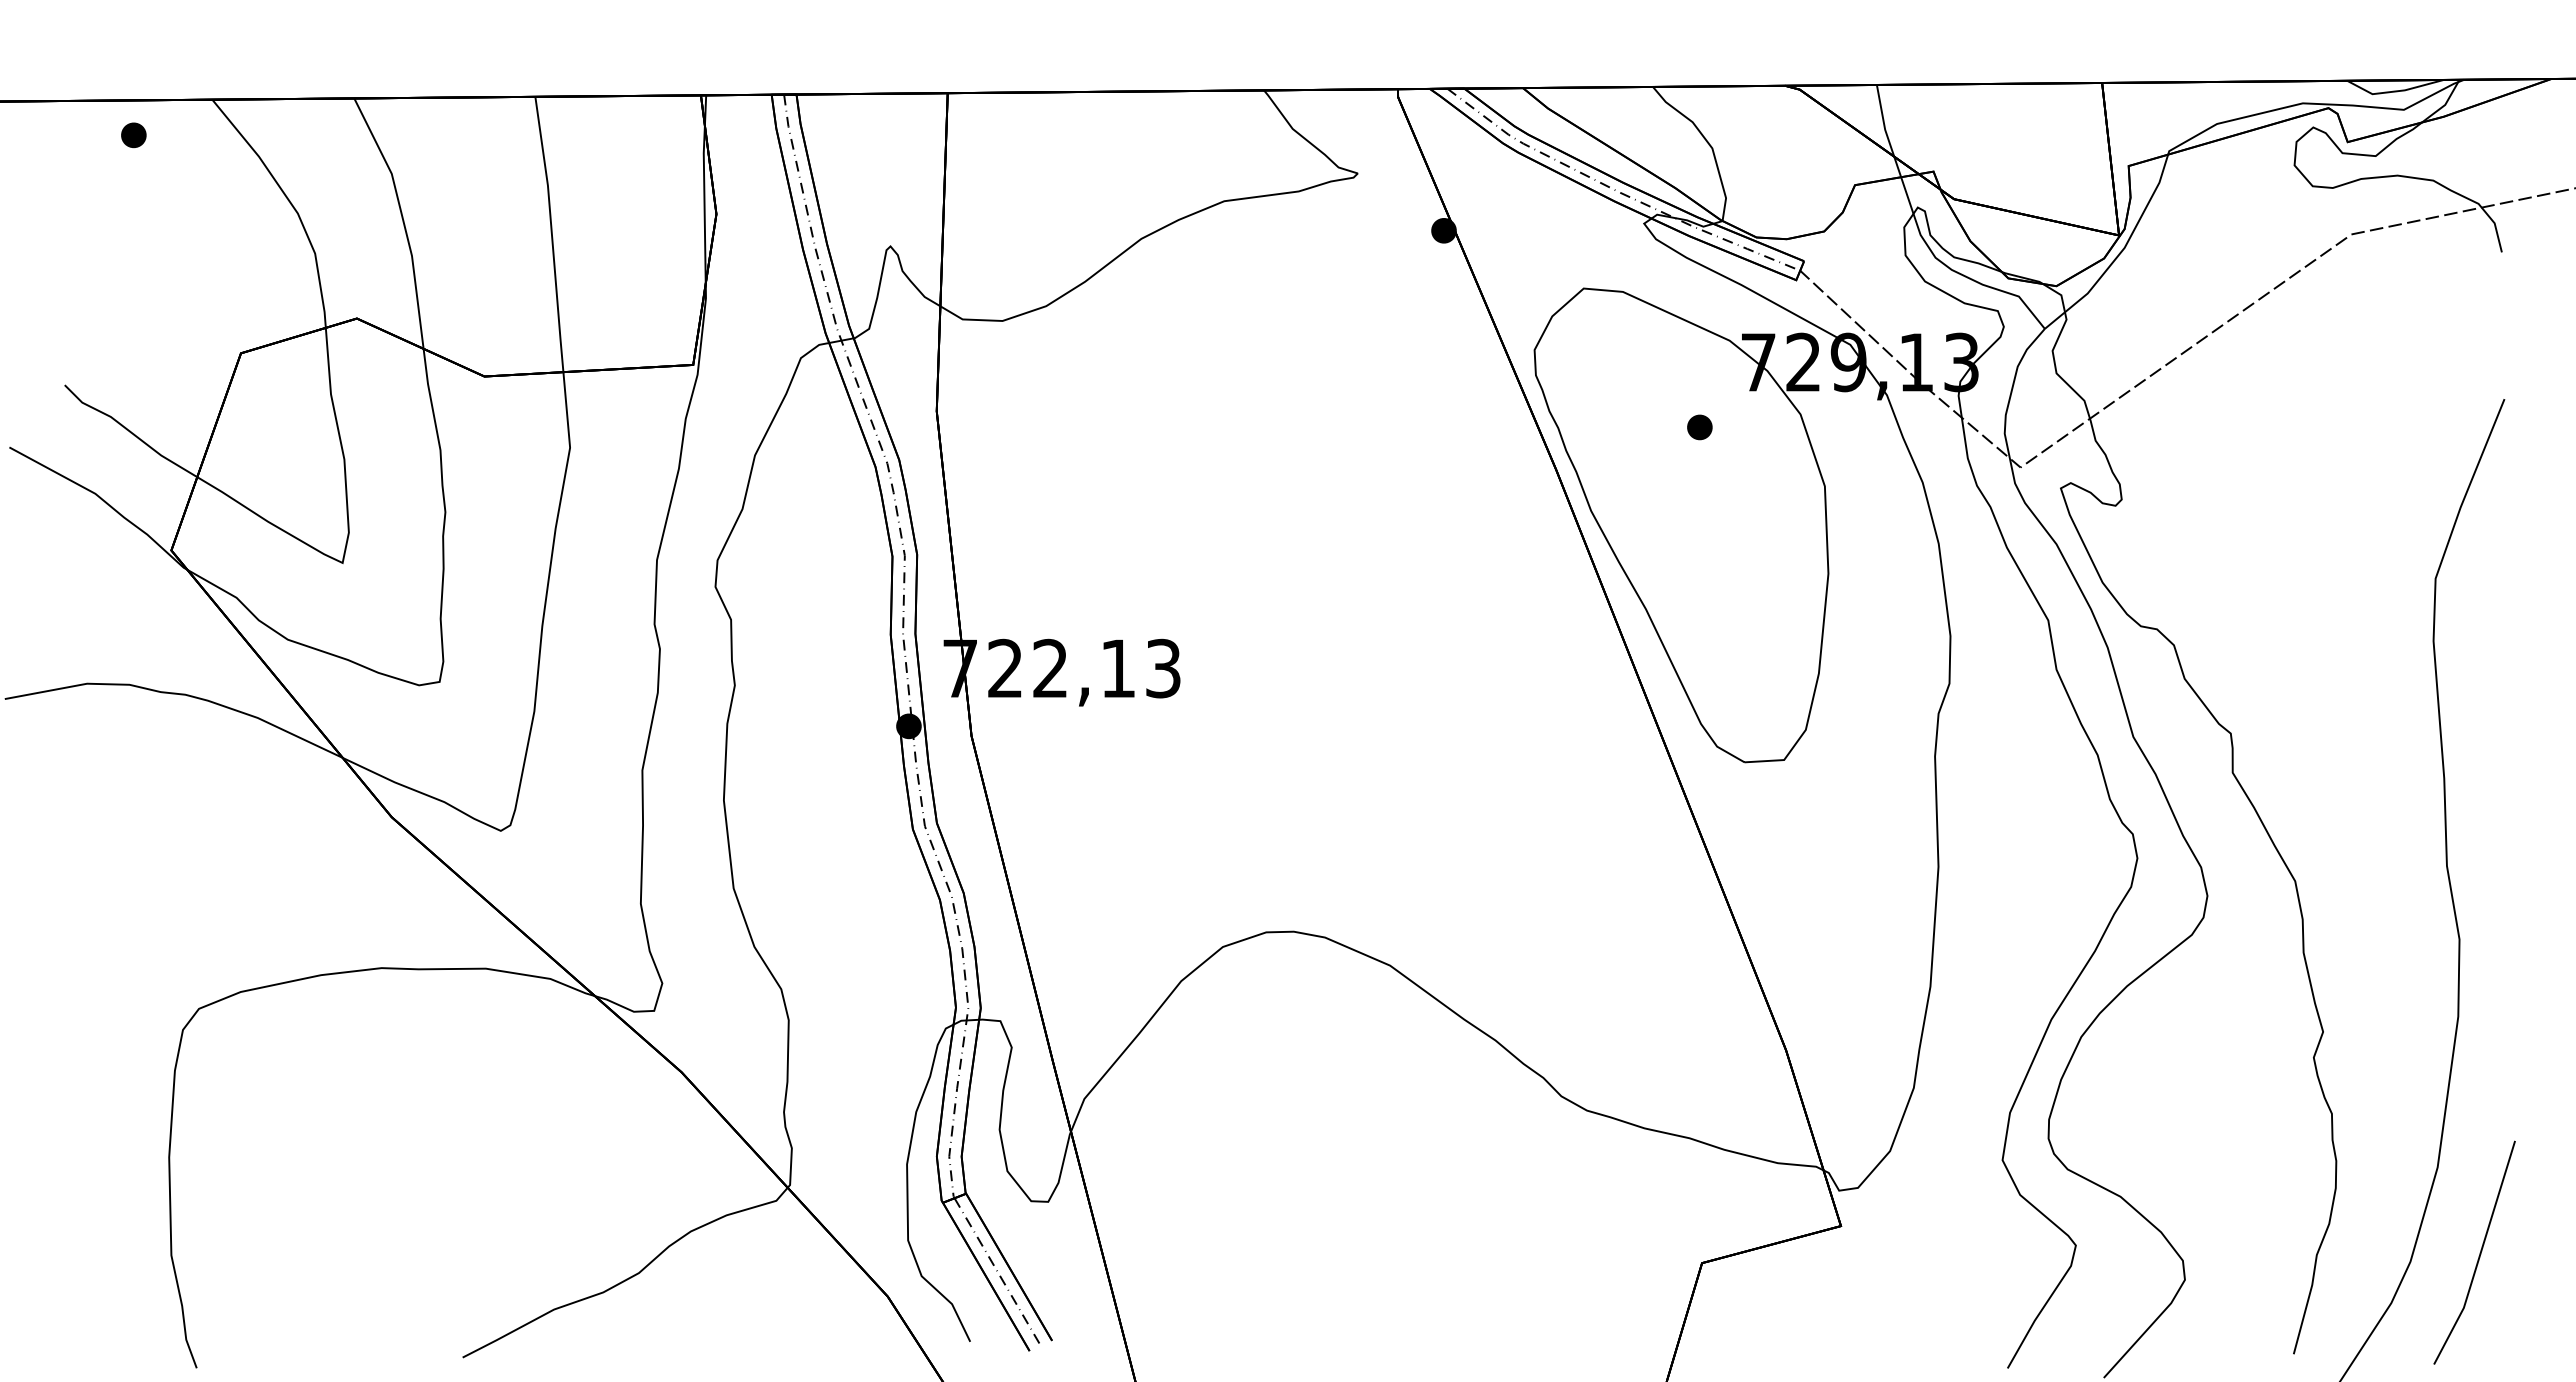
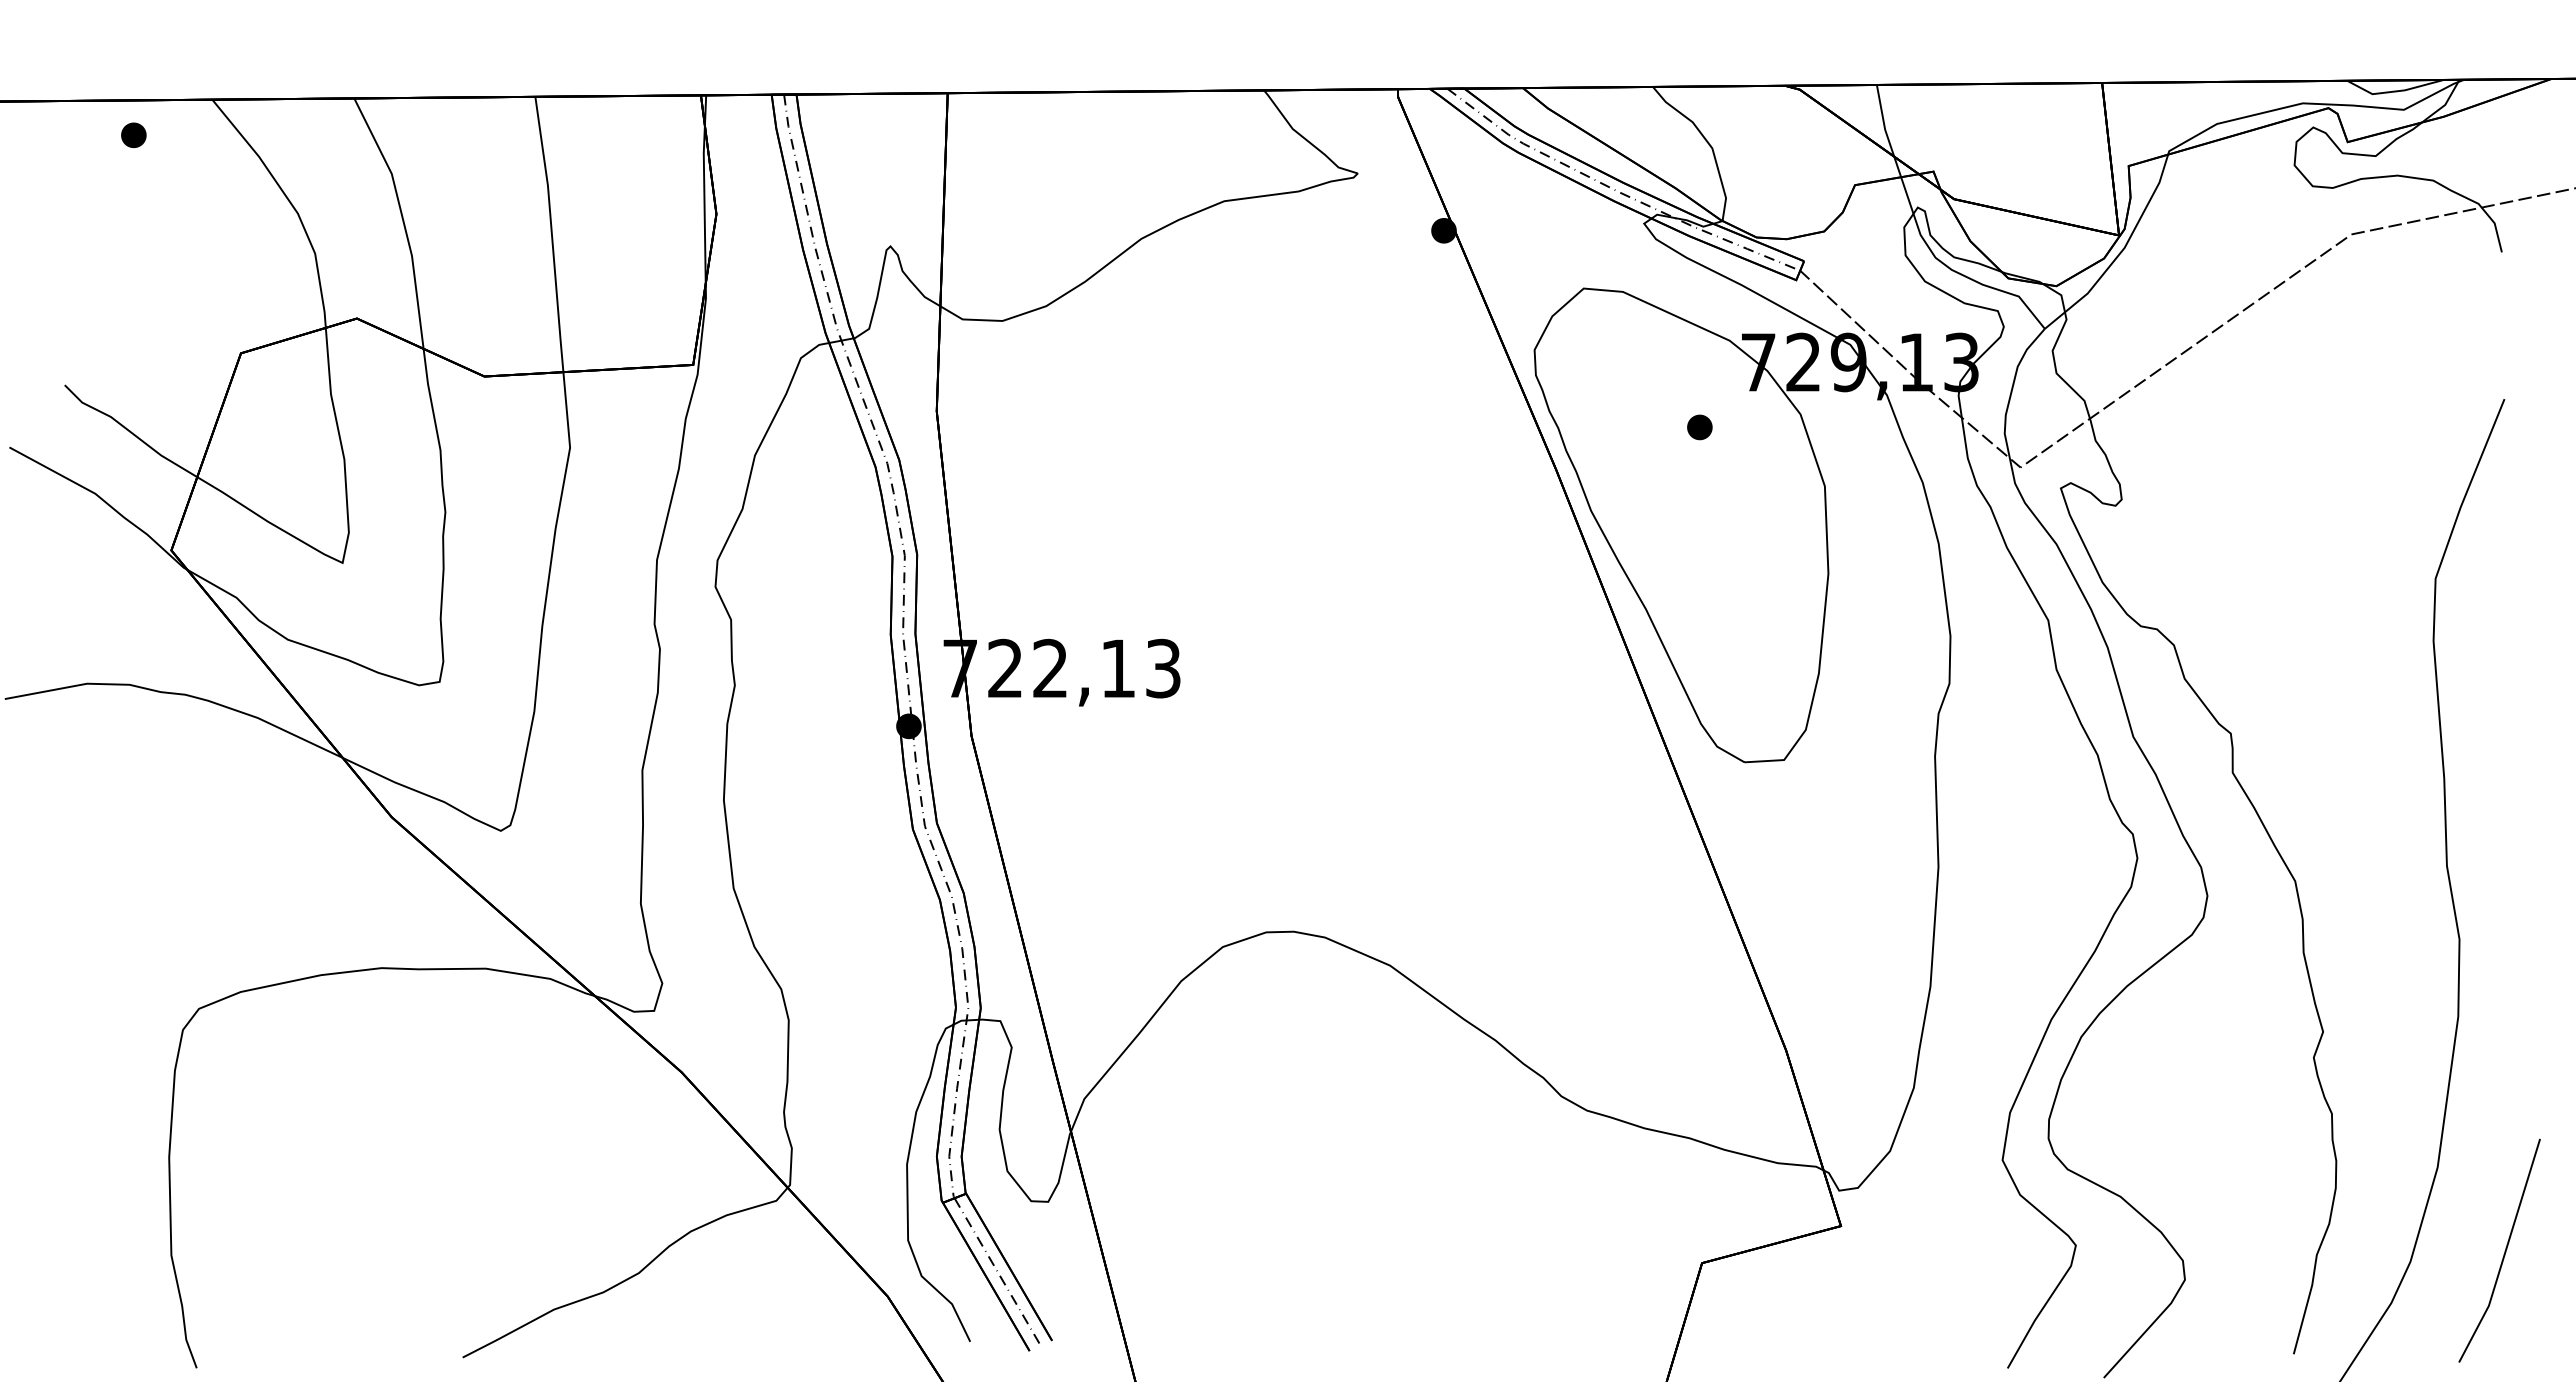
line position: (2479, 1253) -> (2504, 1251) (2504, 1251)
